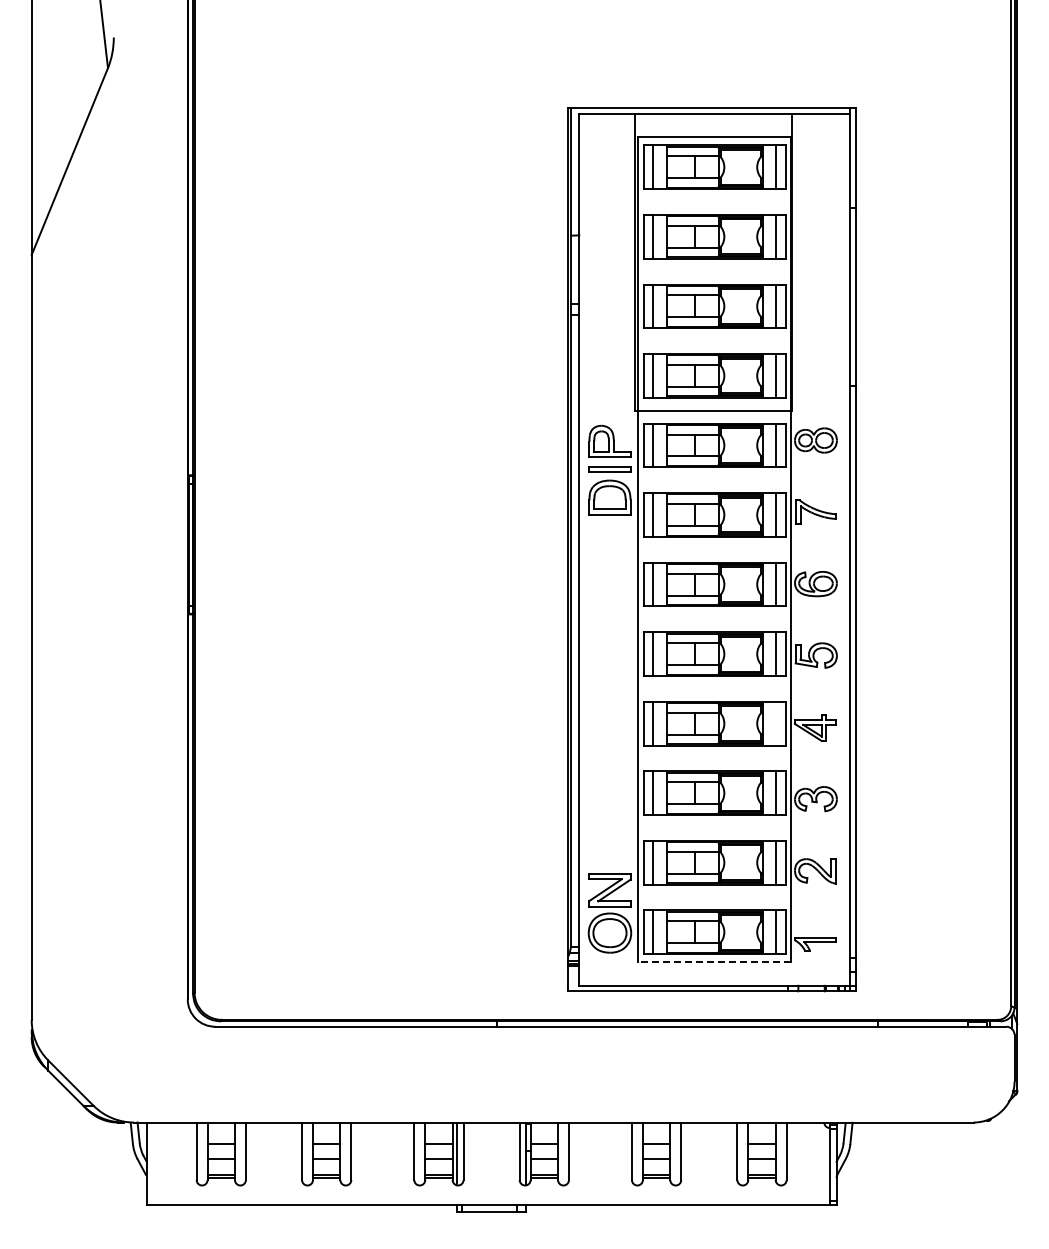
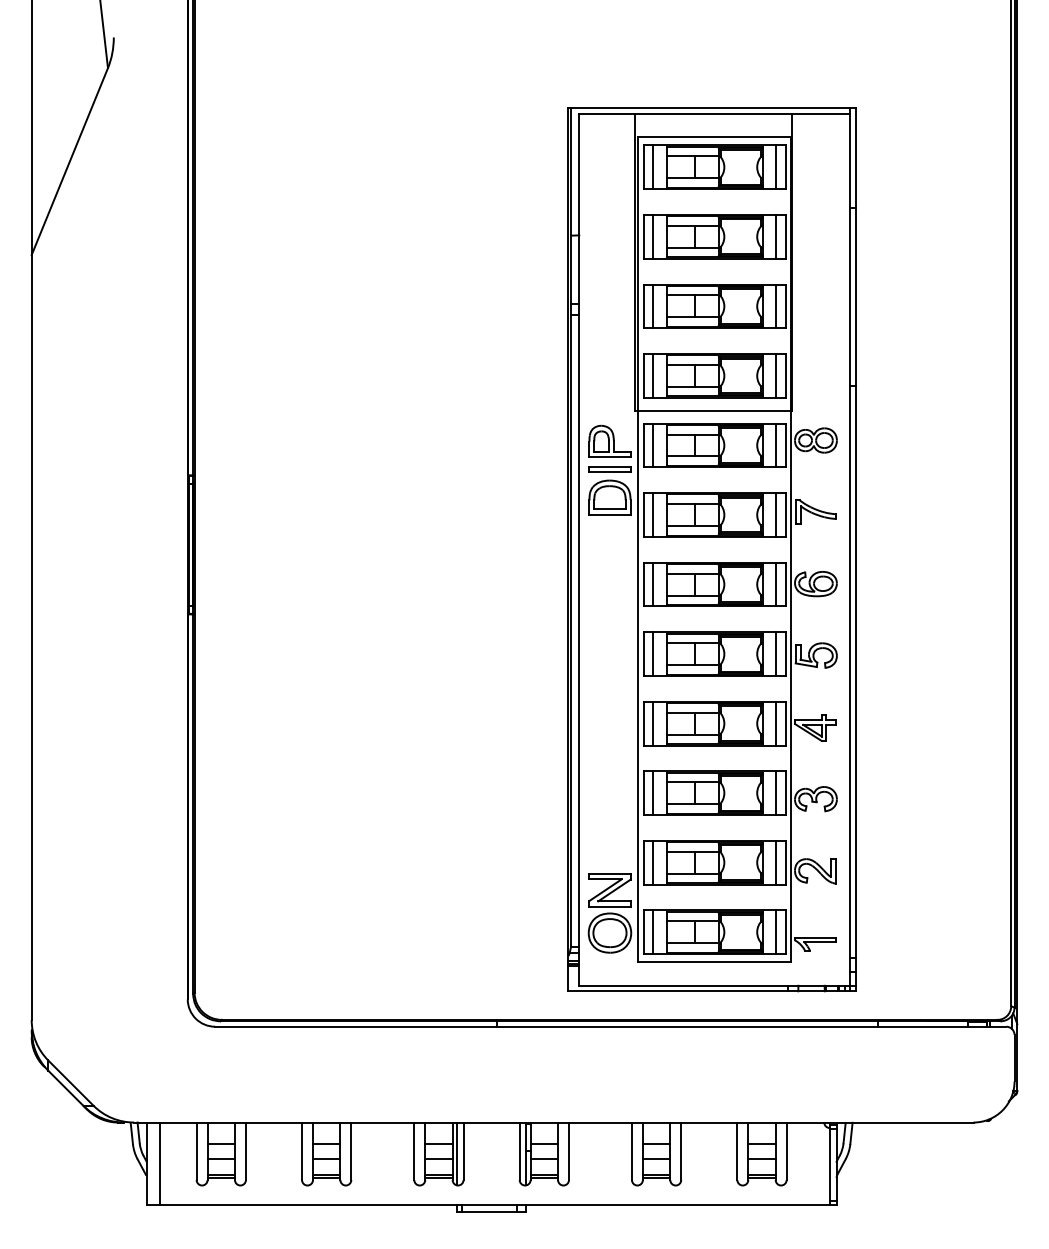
line: none -> present (776, 723)
line: dashed -> solid (714, 962)
line: none -> present (160, 1163)
